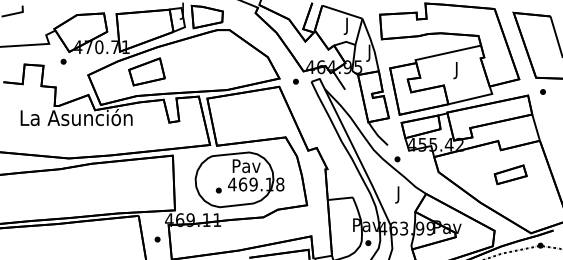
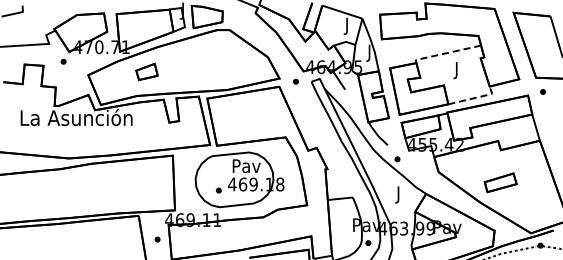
line: solid -> dashed (445, 53)
part size: 38x30 px -> 24x20 px (146, 71)
line: solid -> dashed (475, 98)
part position: (510, 174) -> (500, 182) (500, 182)
